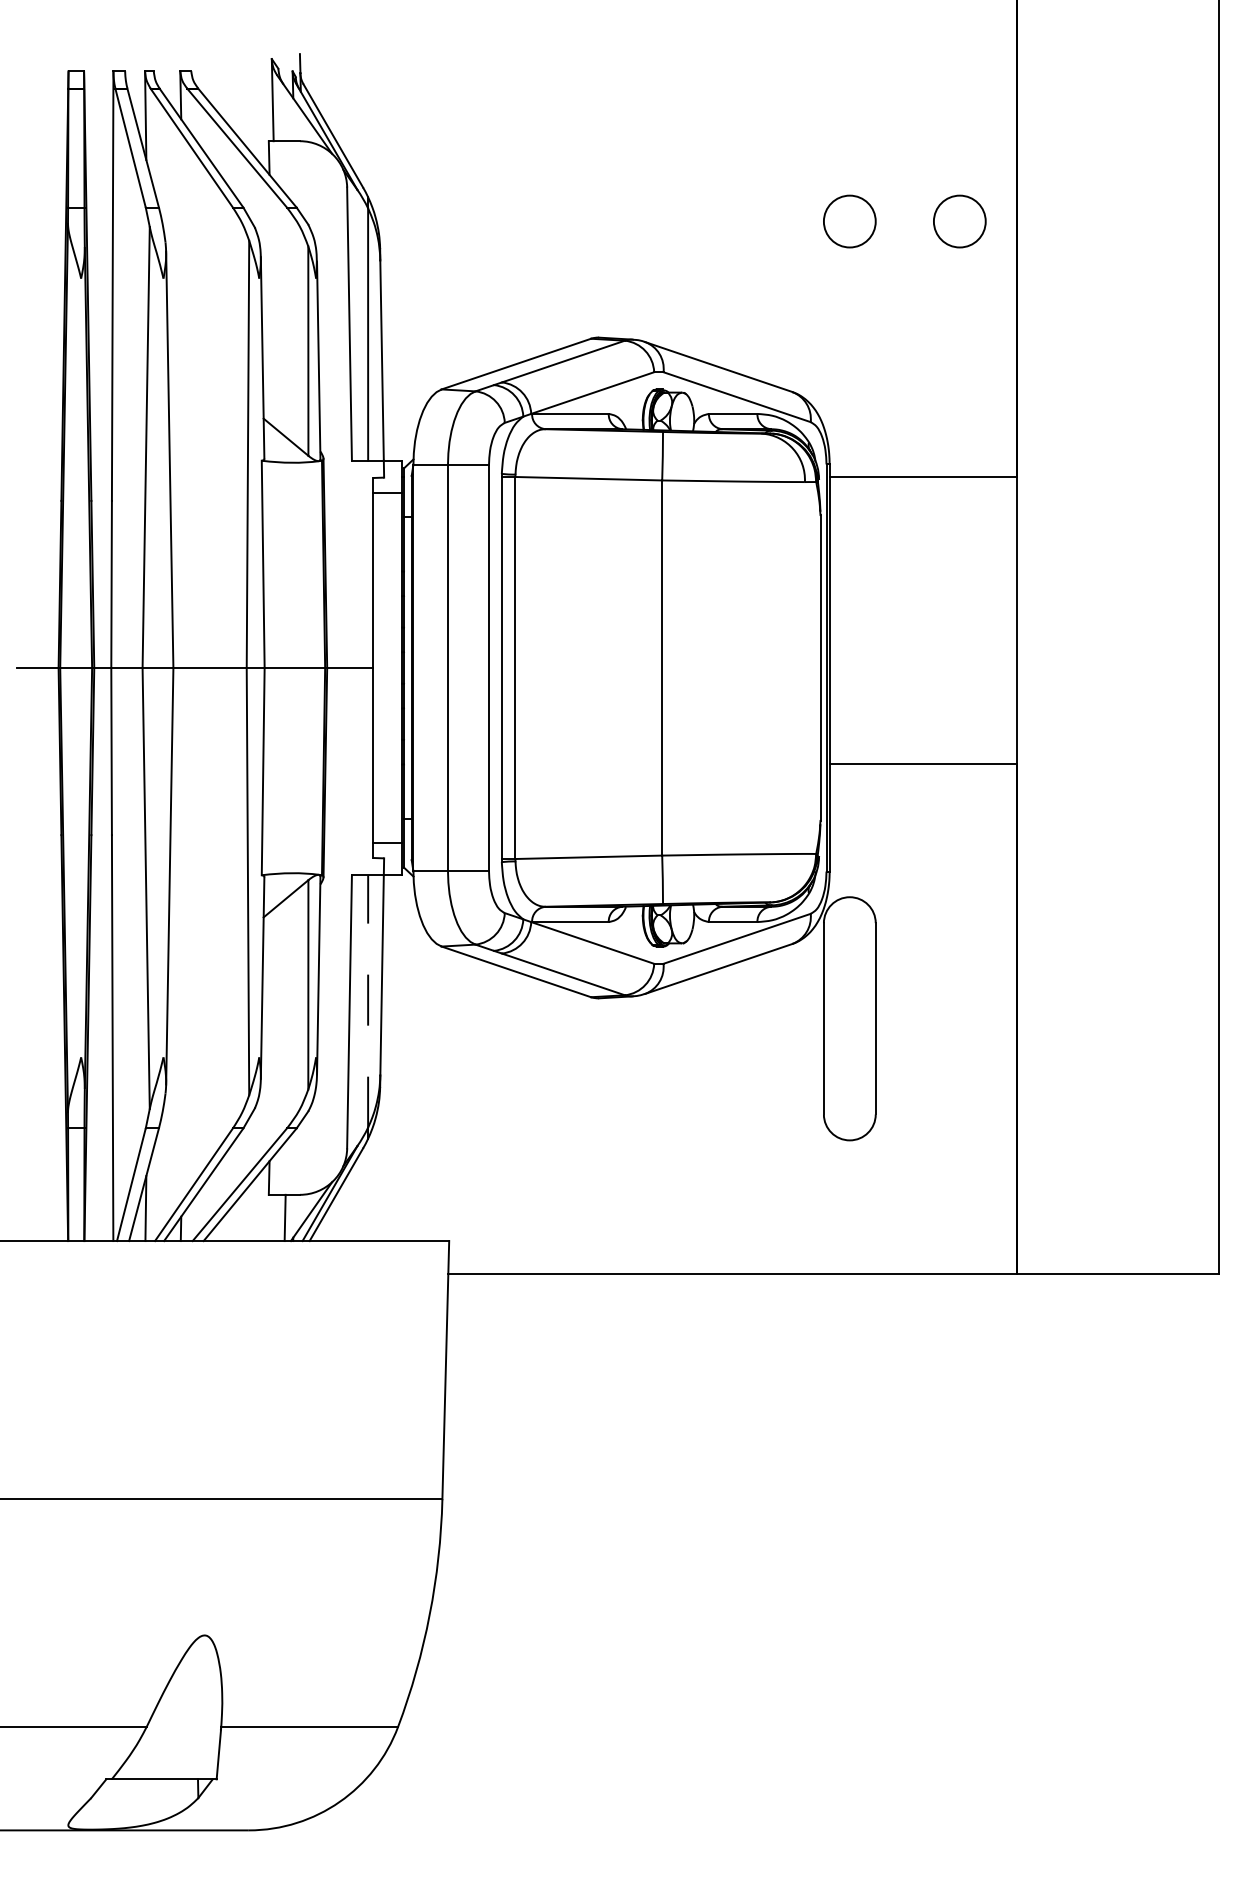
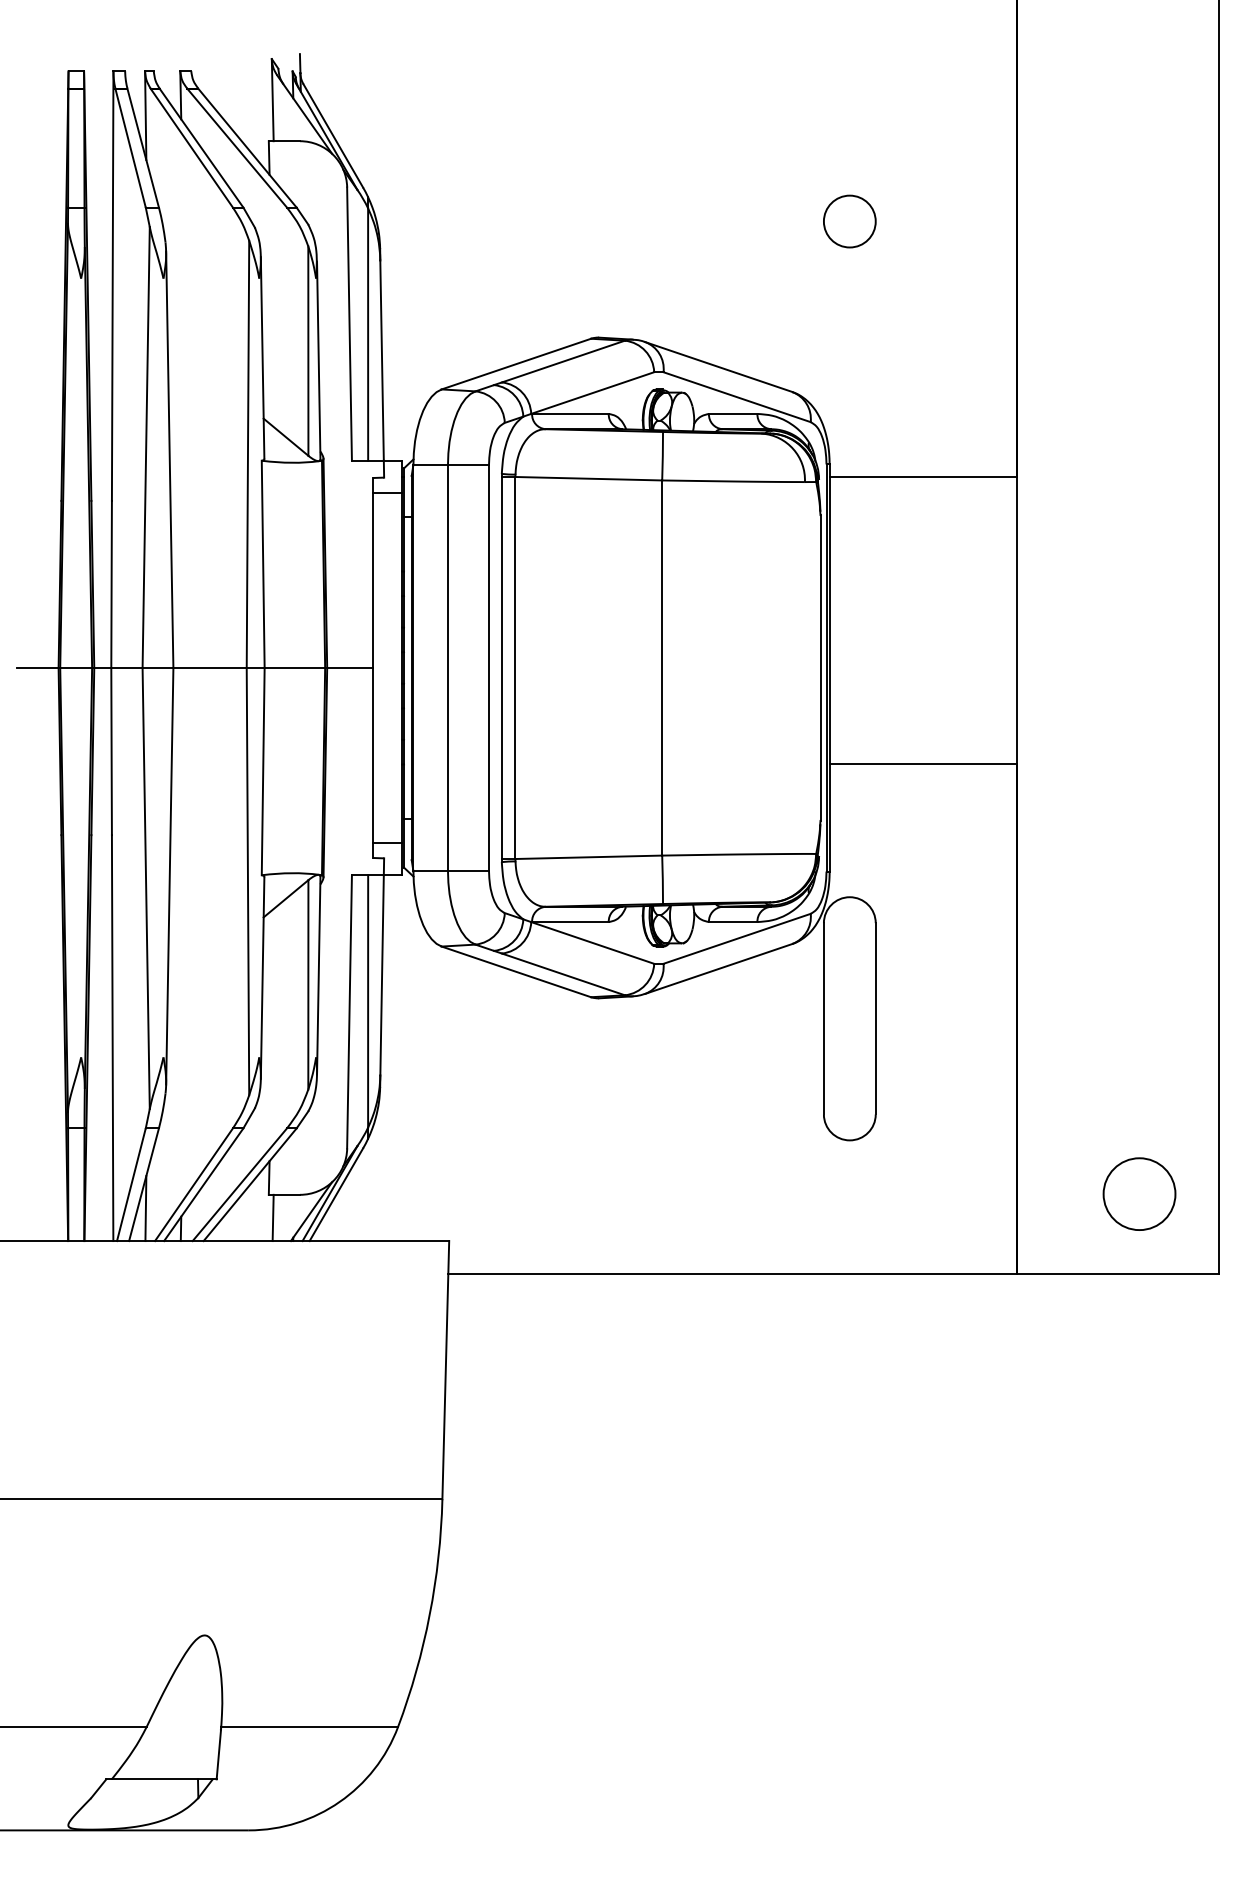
circle: present -> none (959, 221)
line: dashed -> solid (368, 1000)
circle: none -> present (1139, 1193)
line position: (284, 1217) -> (272, 1217) (272, 1217)
